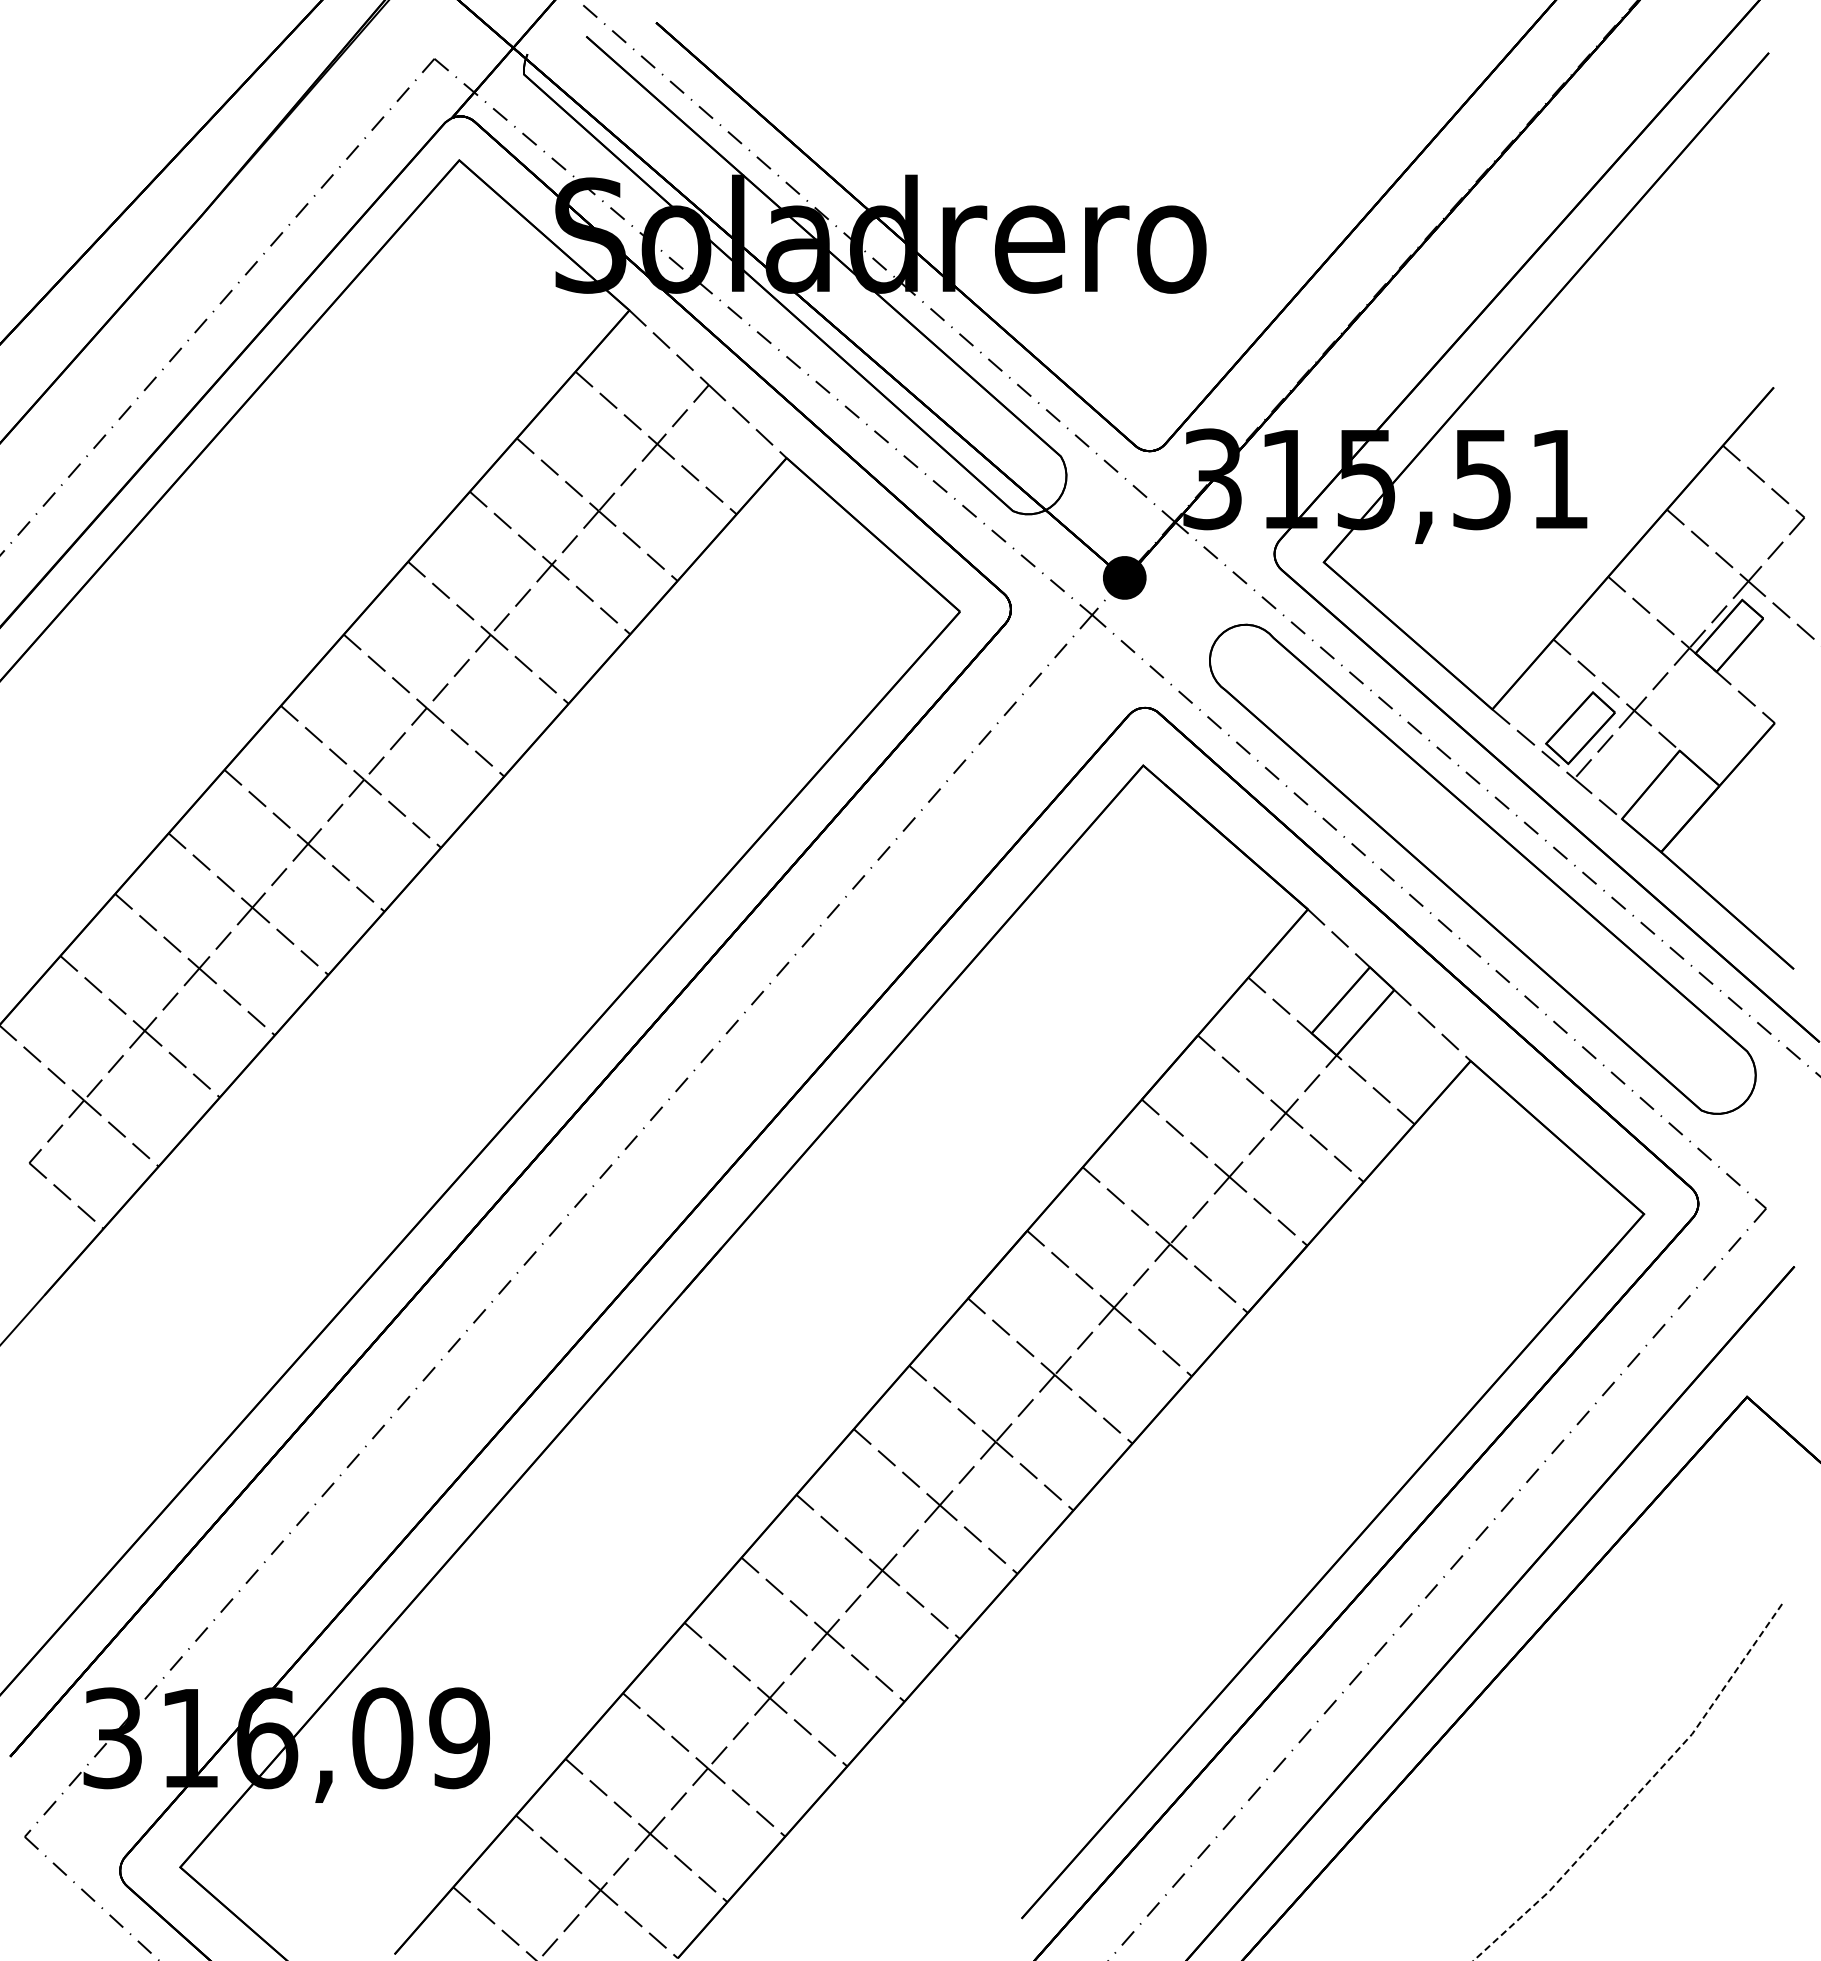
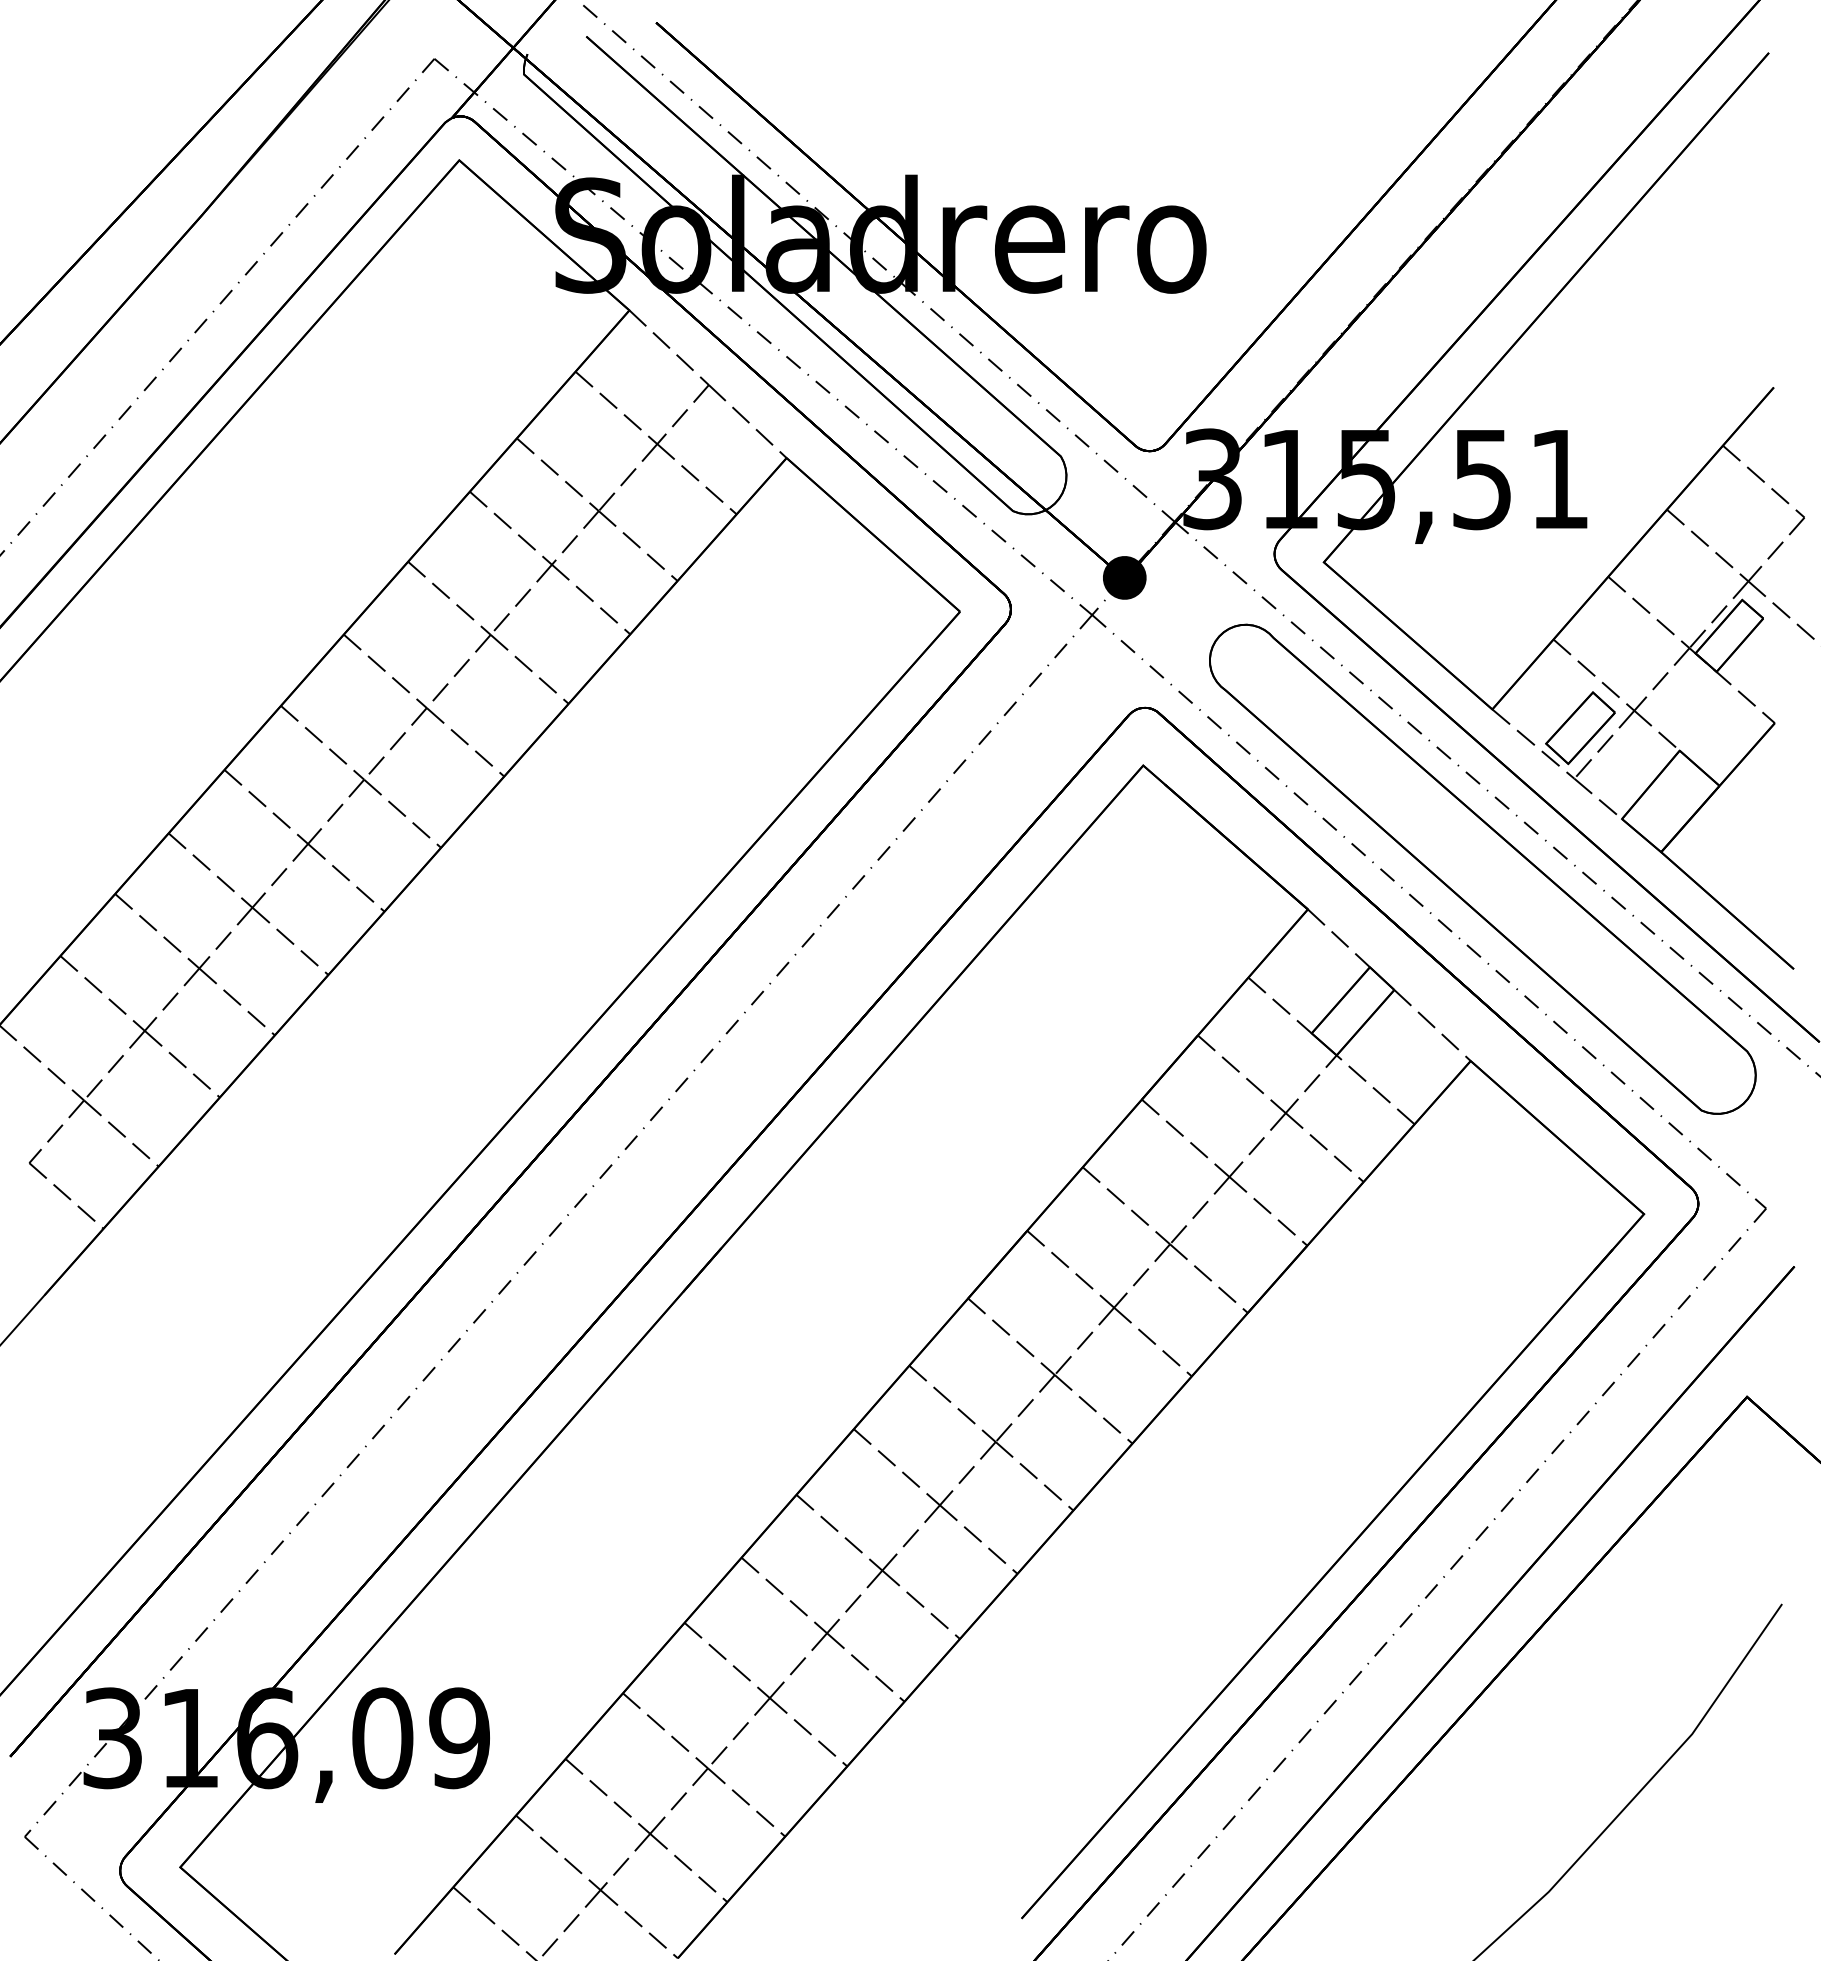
line: dashed -> solid (1639, 1792)
